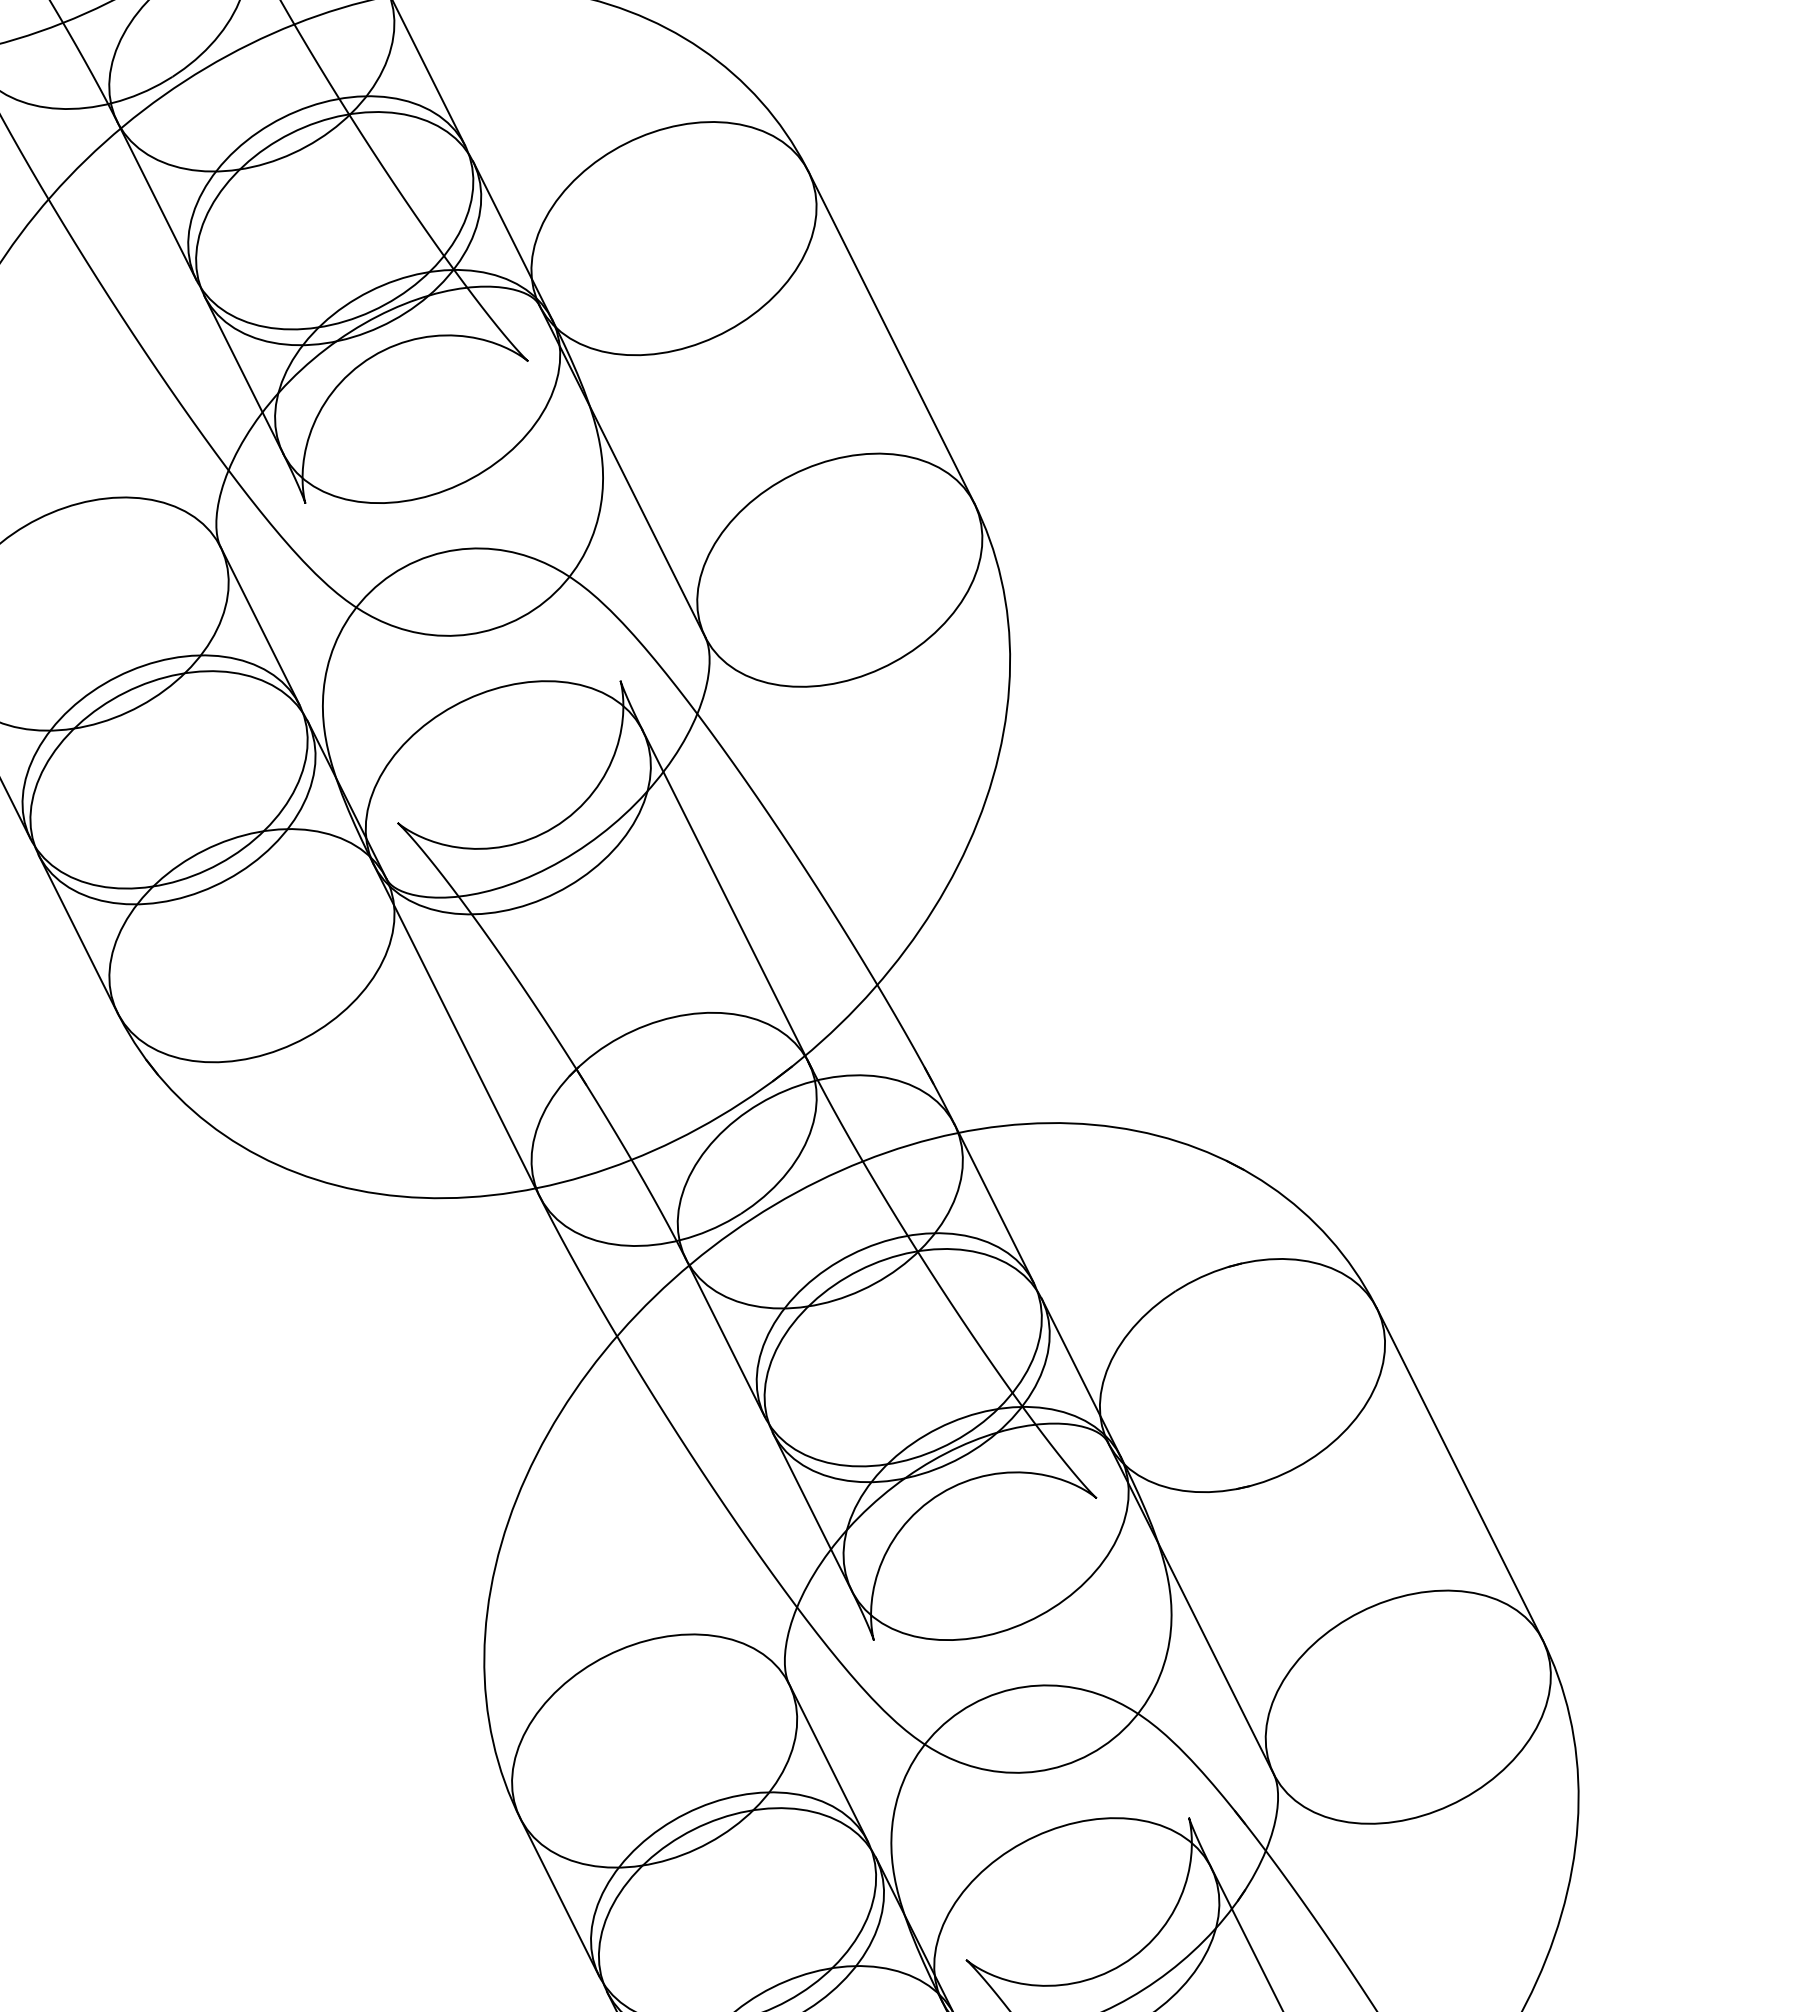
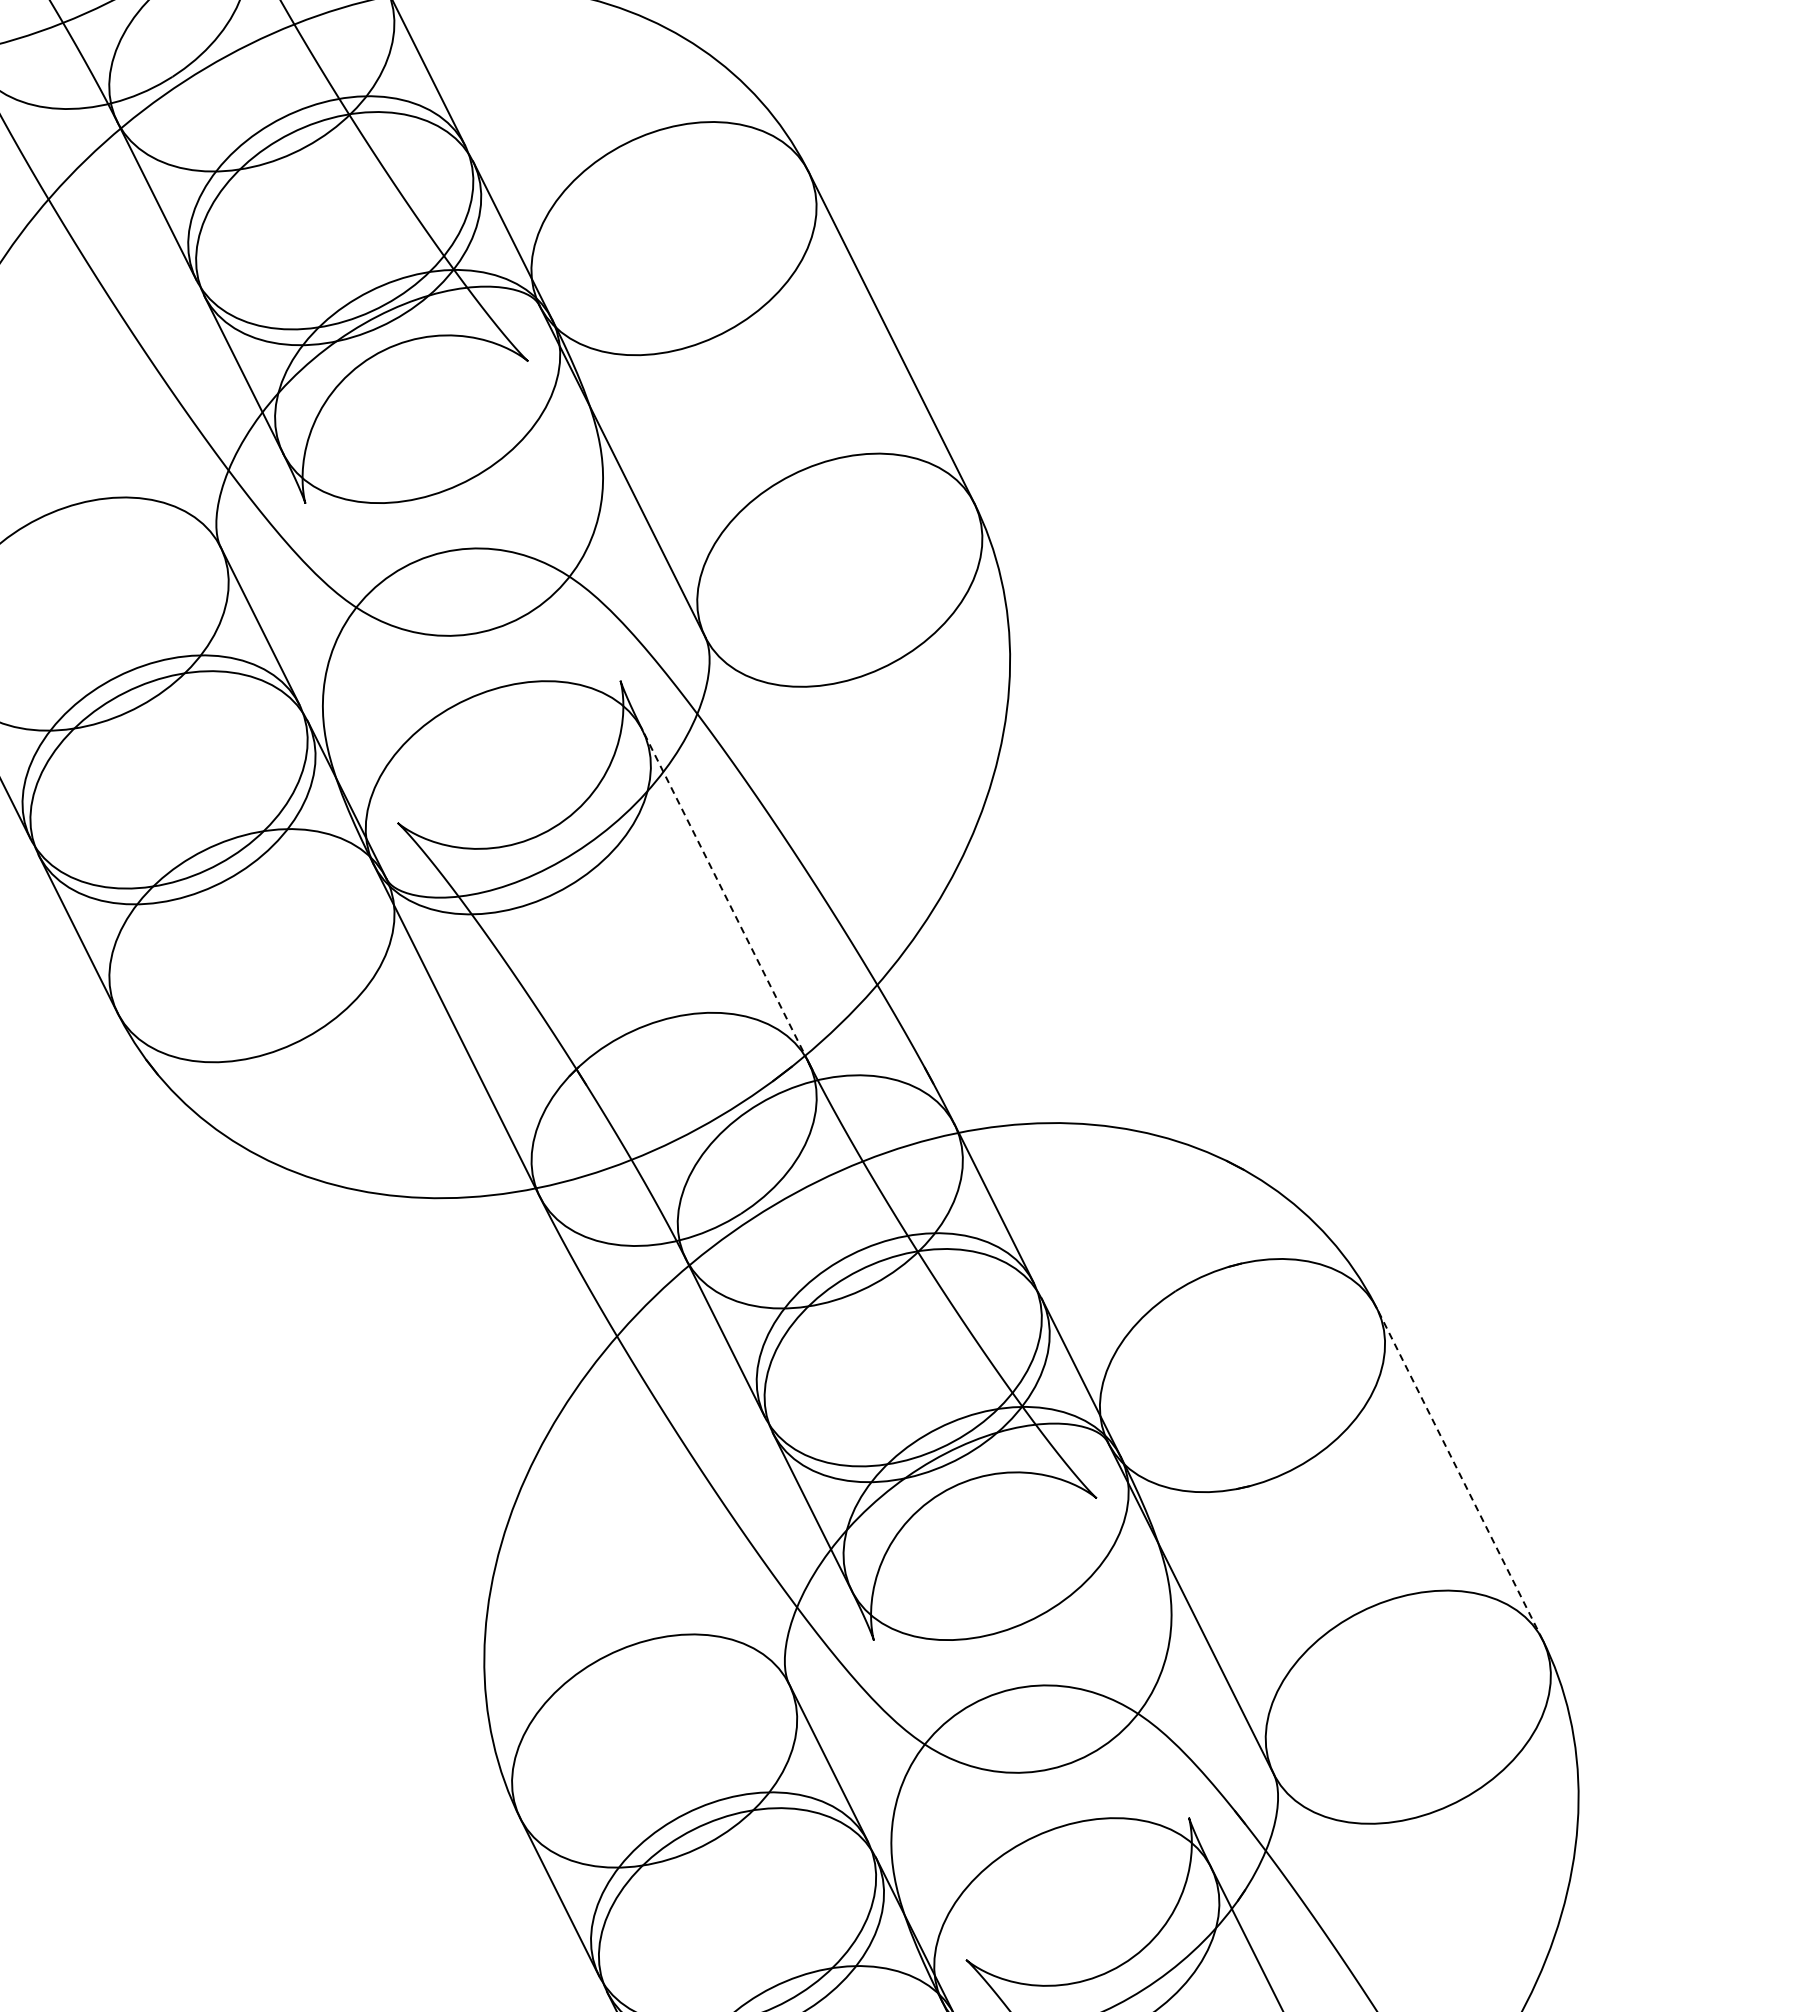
line: solid -> dashed (725, 895)
line: solid -> dashed (1459, 1473)
